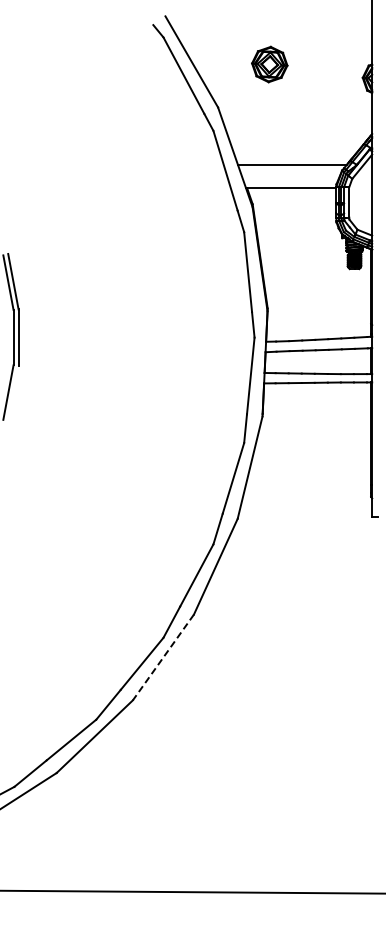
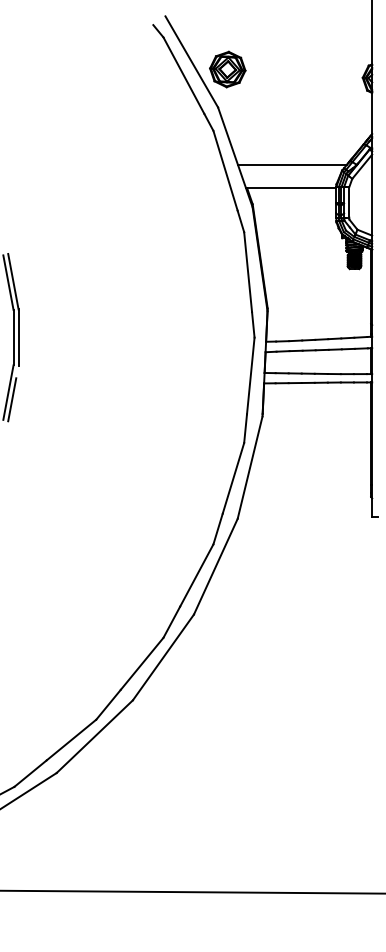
part position: (269, 64) -> (227, 69) (227, 69)
line: none -> present (12, 399)
line: dashed -> solid (163, 657)
